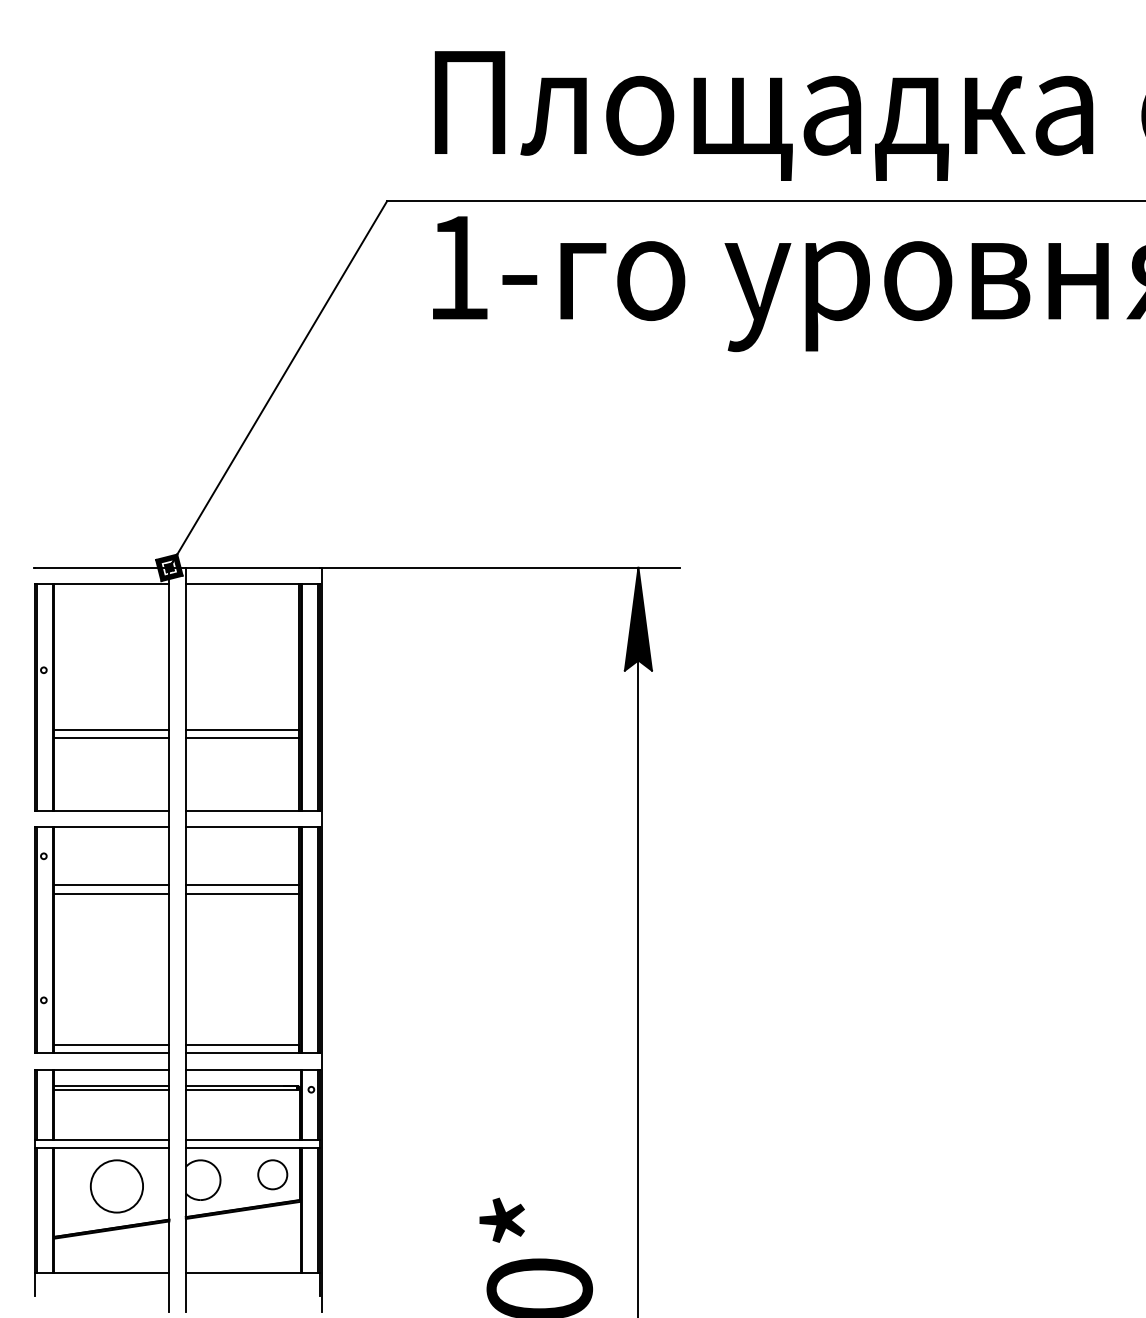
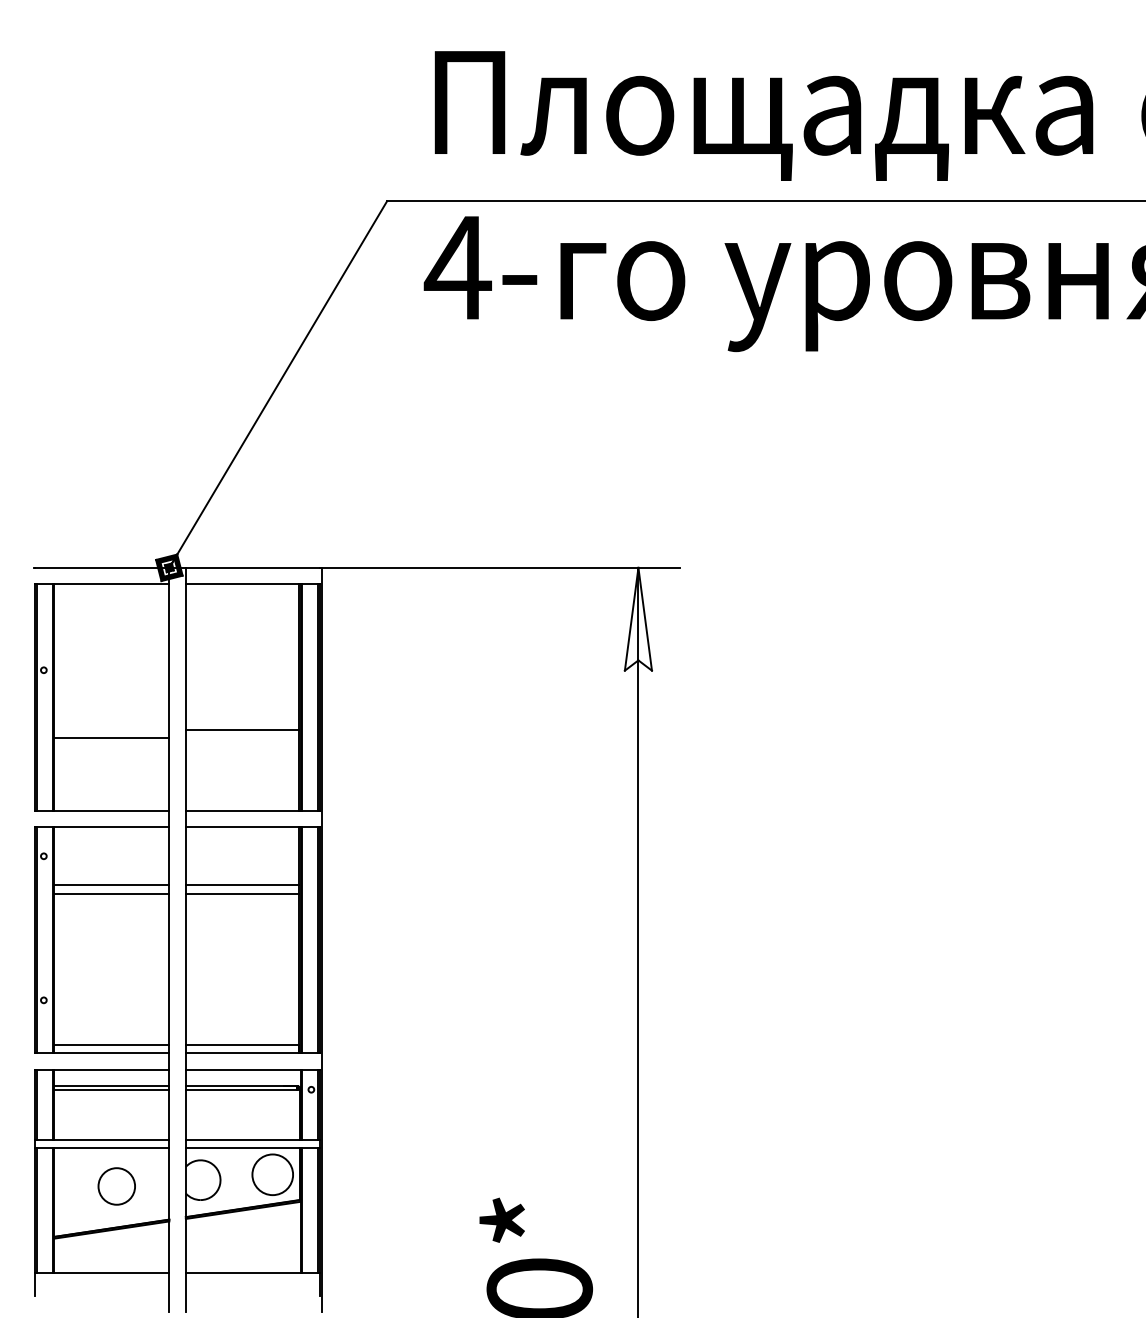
text: 1- -> 4- (457, 267)
fill: present -> none (637, 618)
line: present -> none (111, 729)
line: present -> none (241, 737)
circle diameter: 29 px -> 41 px (272, 1174)
circle size: 55x55 px -> 39x39 px (116, 1186)
